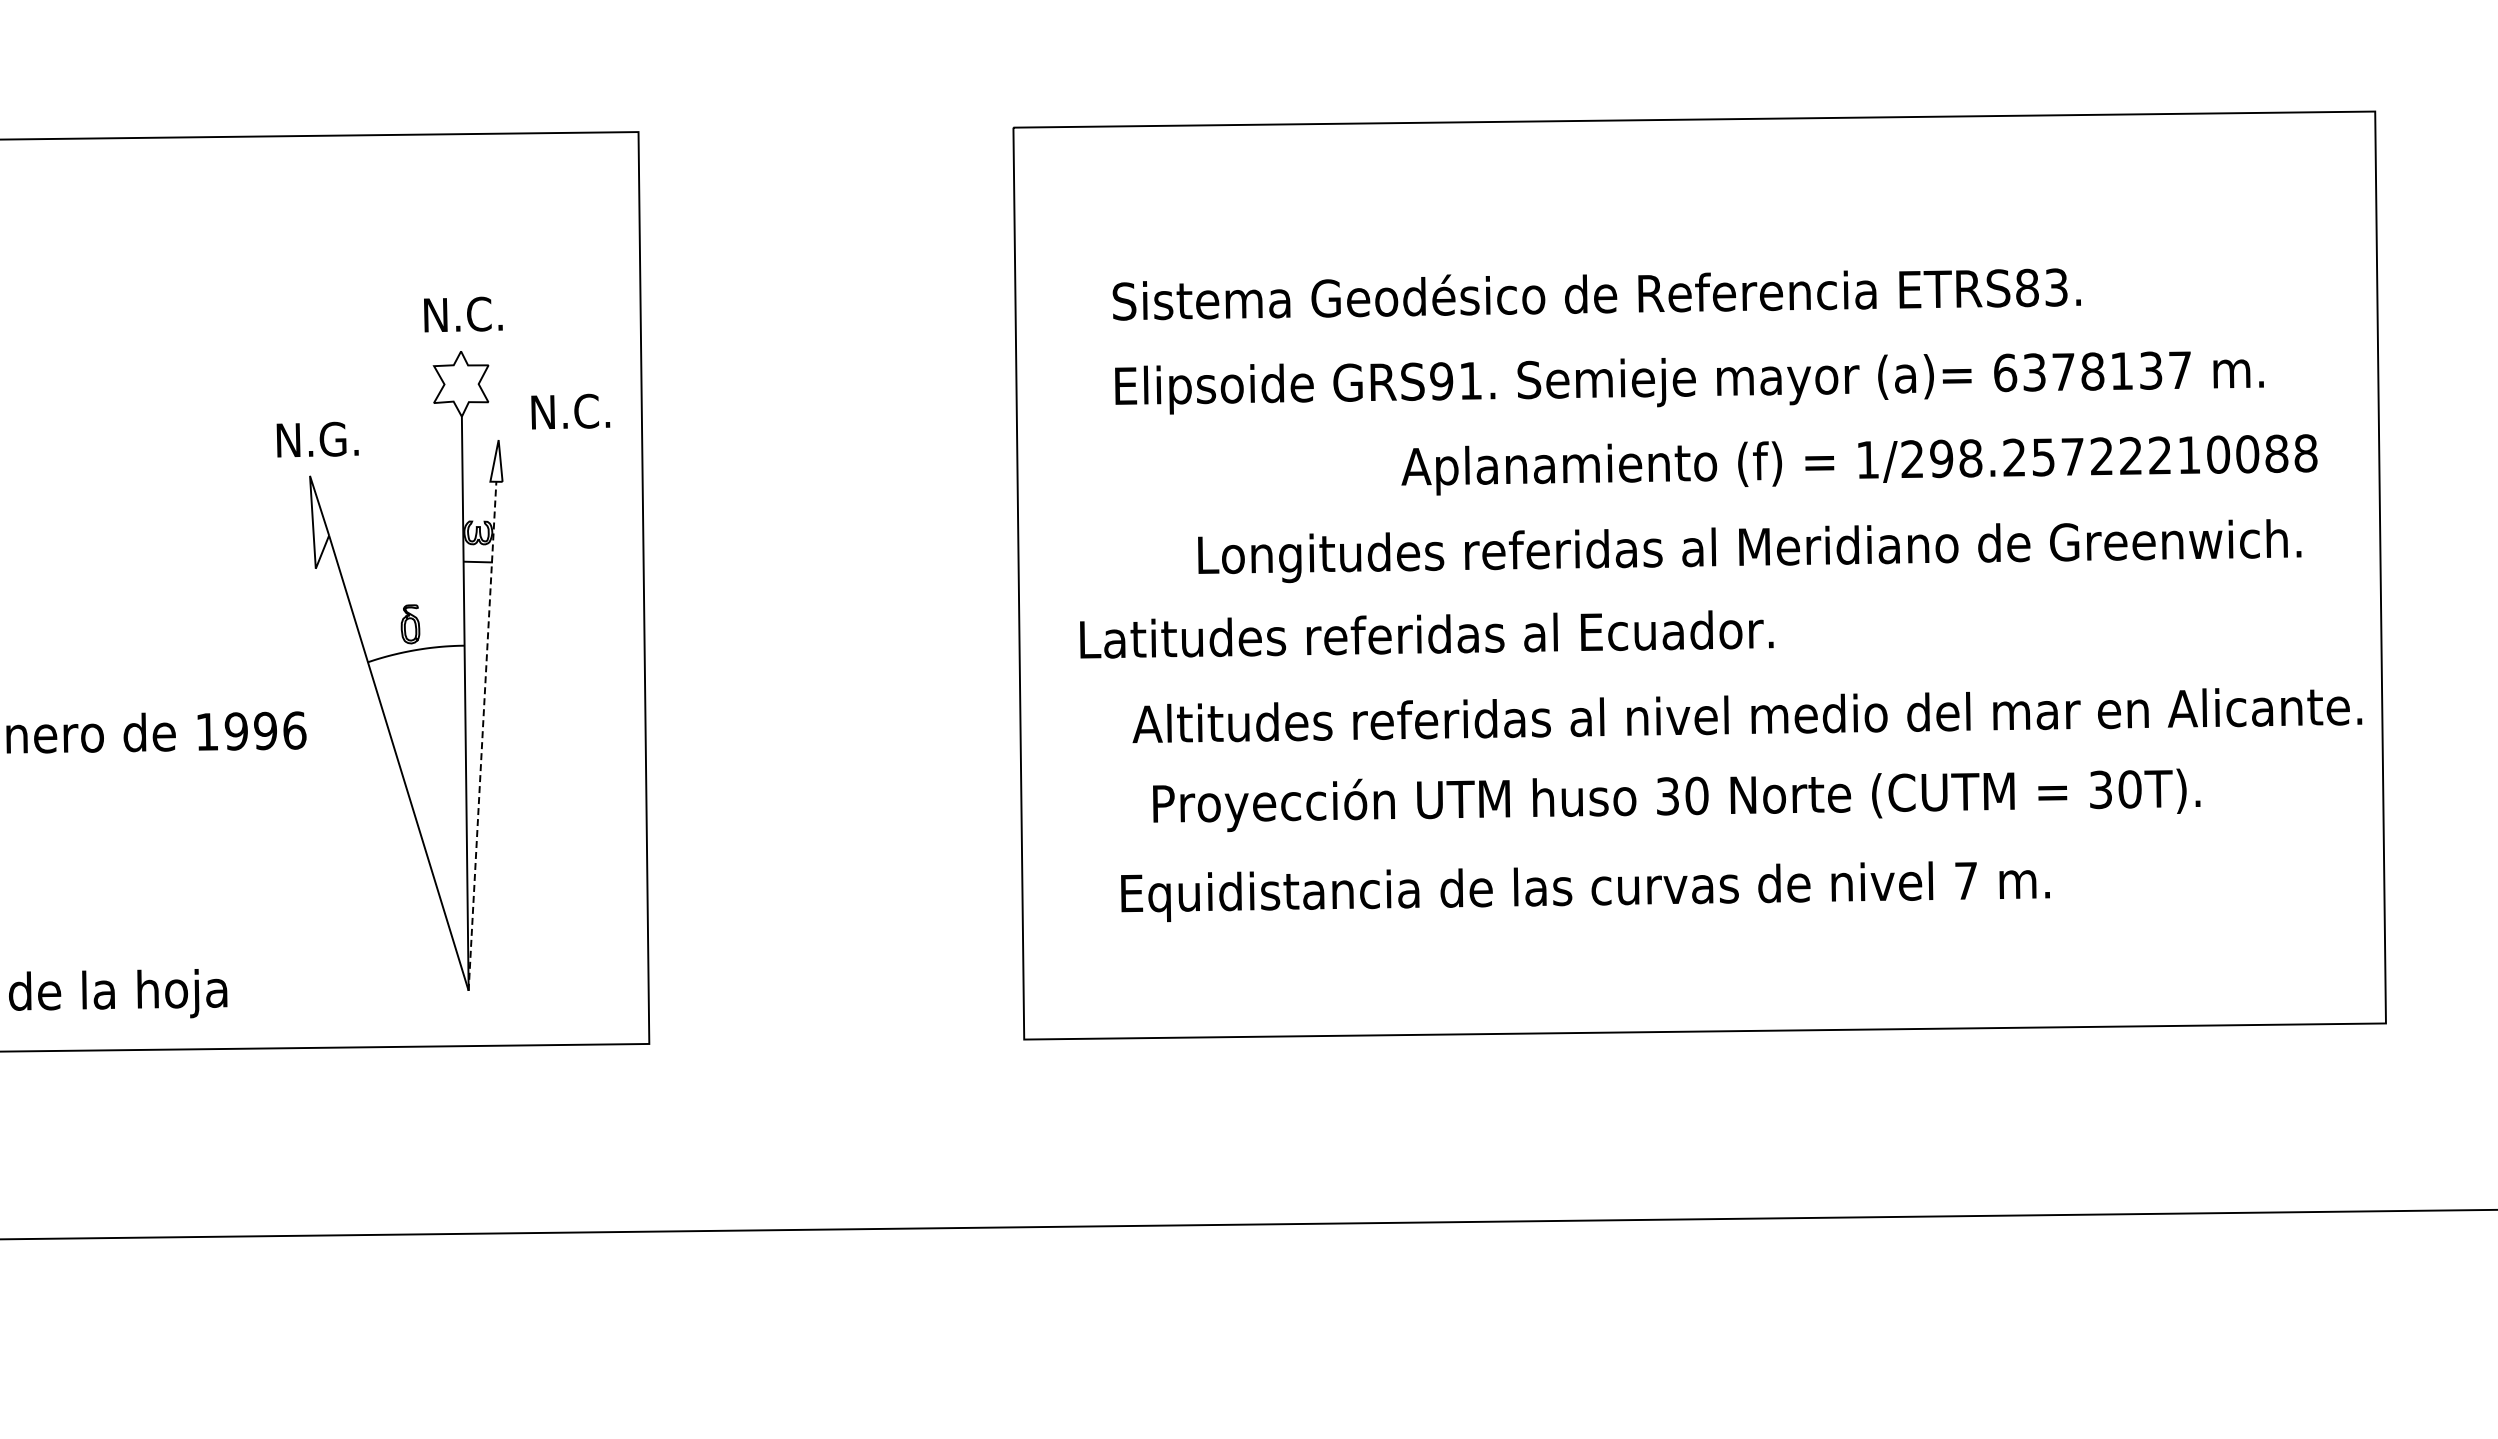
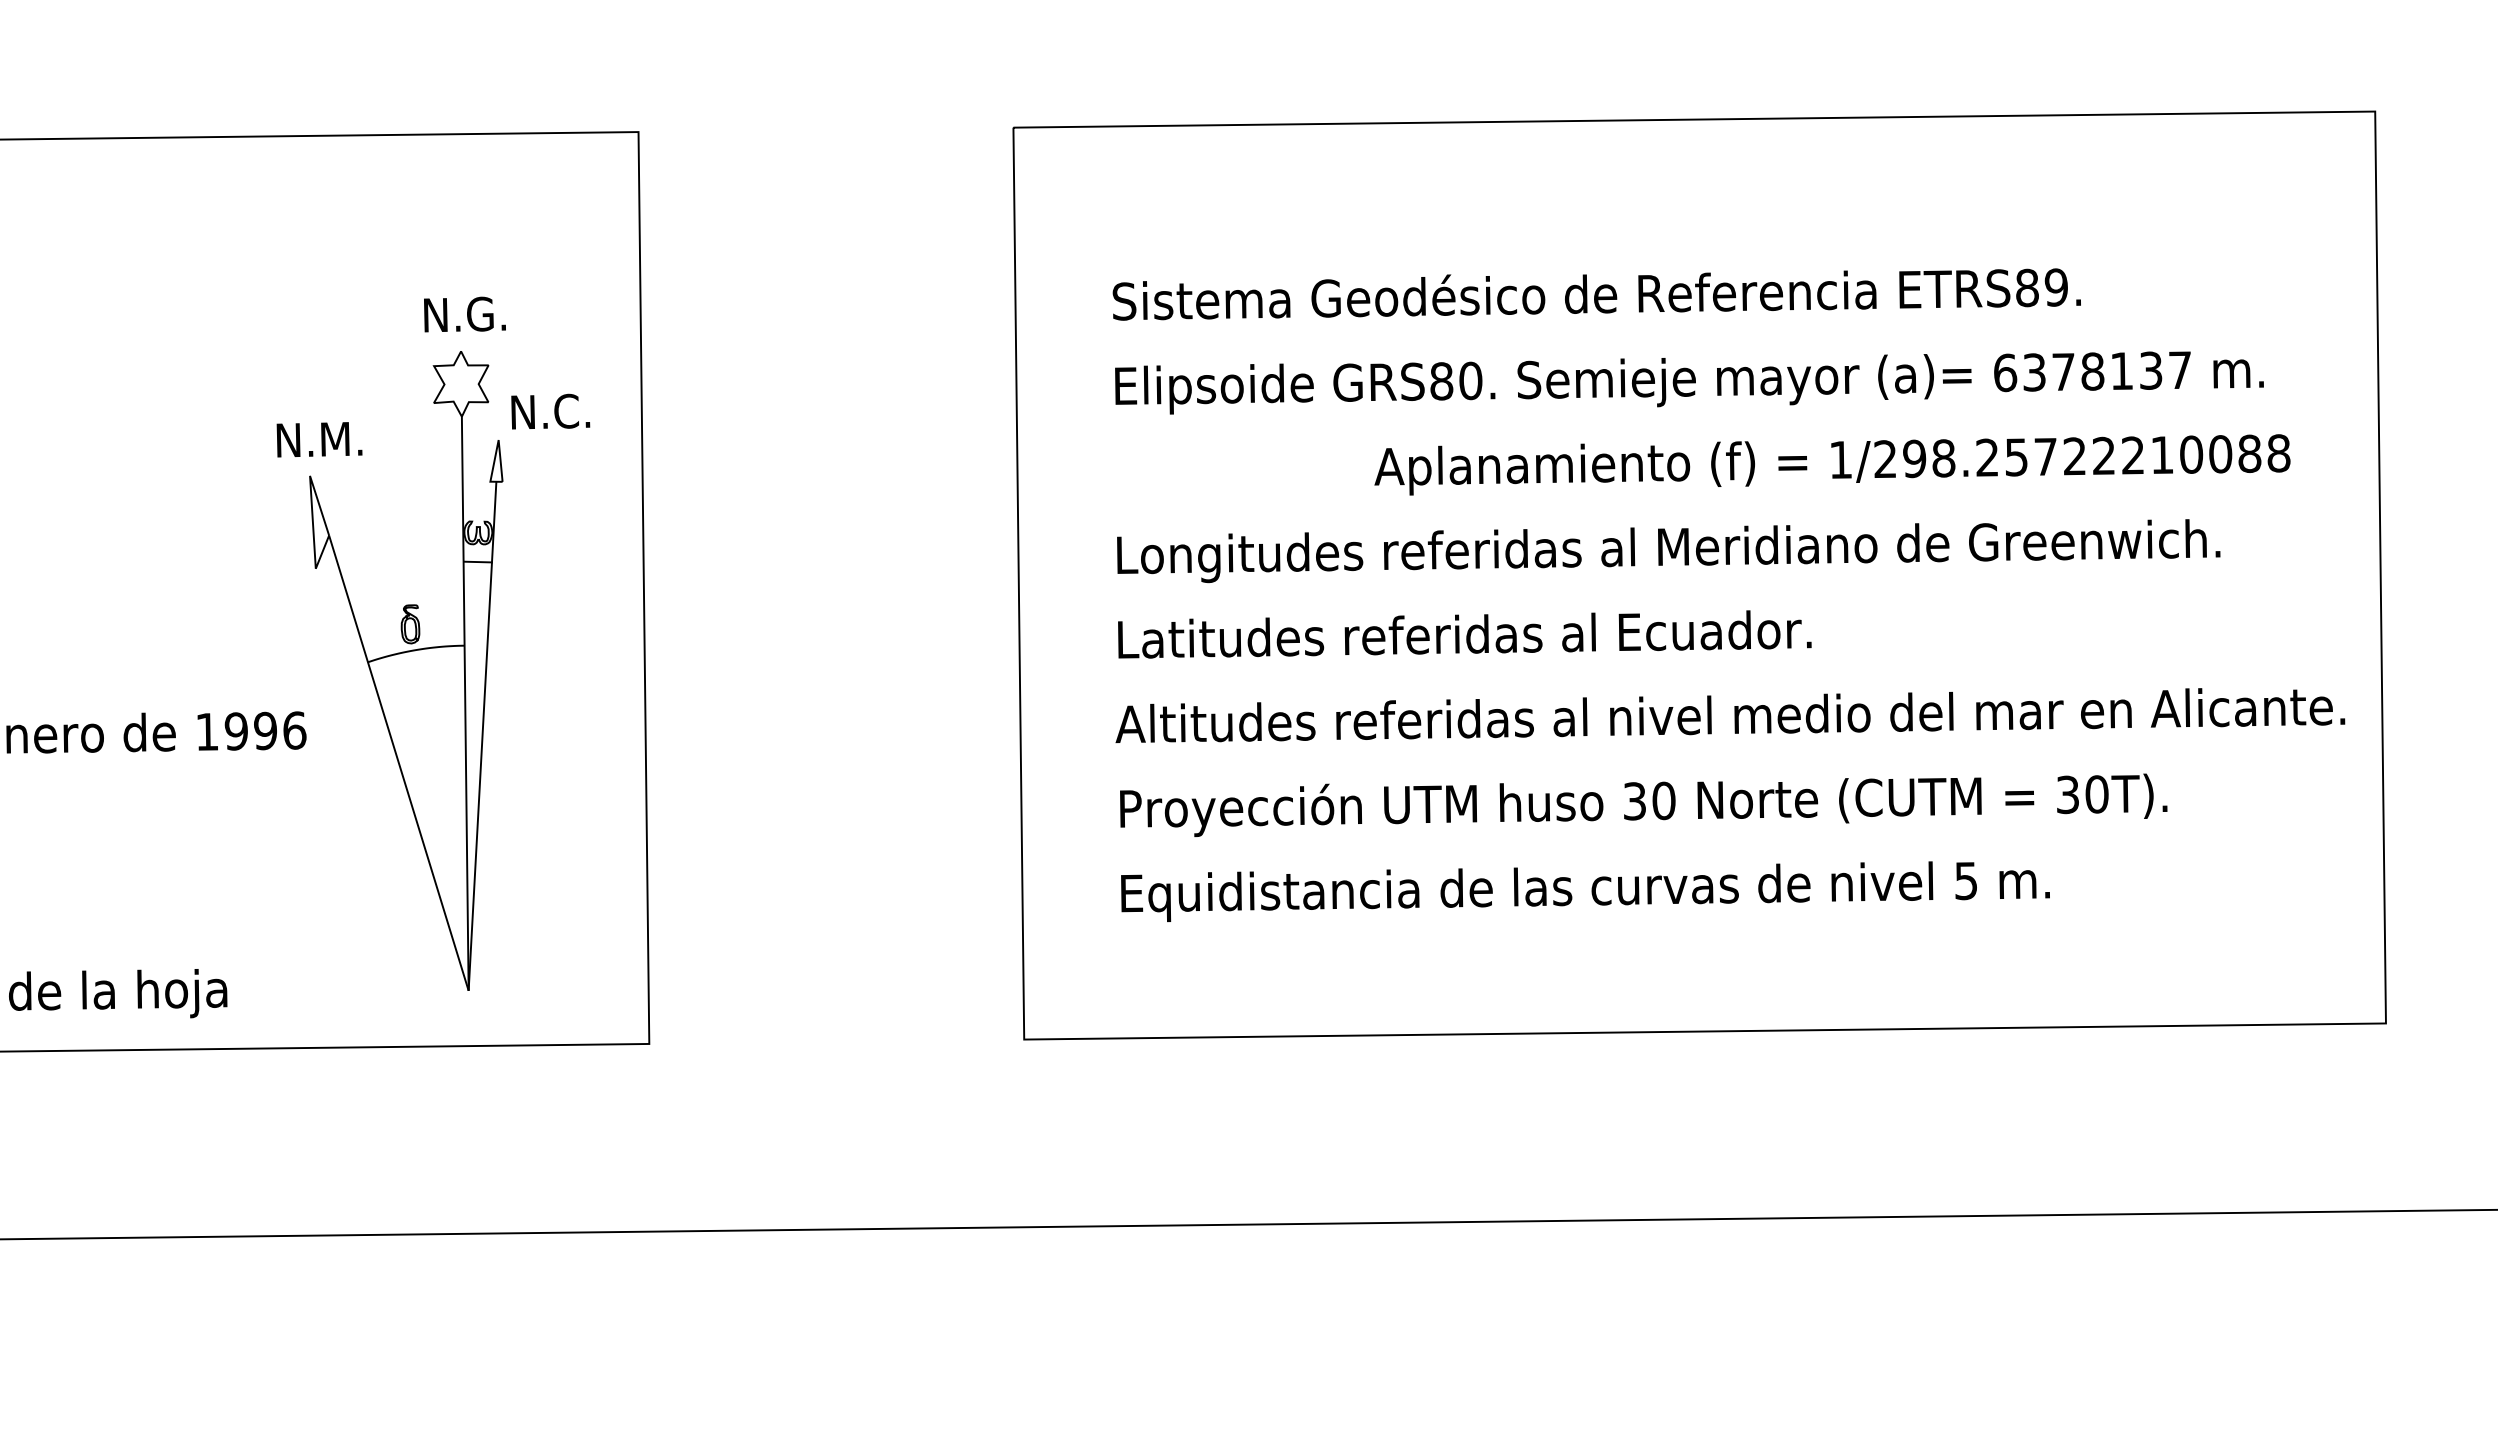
text: ETRS83. -> ETRS89. (2055, 287)
text: N.C. -> N.G. (488, 313)
text: GRS91. -> GRS80. (1456, 380)
text position: (570, 411) -> (550, 411) (550, 411)
text: N.G. -> N.M. (340, 438)
text position: (1859, 464) -> (1832, 464) (1832, 464)
text position: (1749, 551) -> (1668, 551) (1668, 551)
text position: (1426, 634) -> (1464, 634) (1464, 634)
text position: (1747, 715) -> (1730, 715) (1730, 715)
line: dashed -> solid (482, 736)
text position: (1676, 799) -> (1643, 804) (1643, 804)
text: 7 -> 5 (1965, 881)
